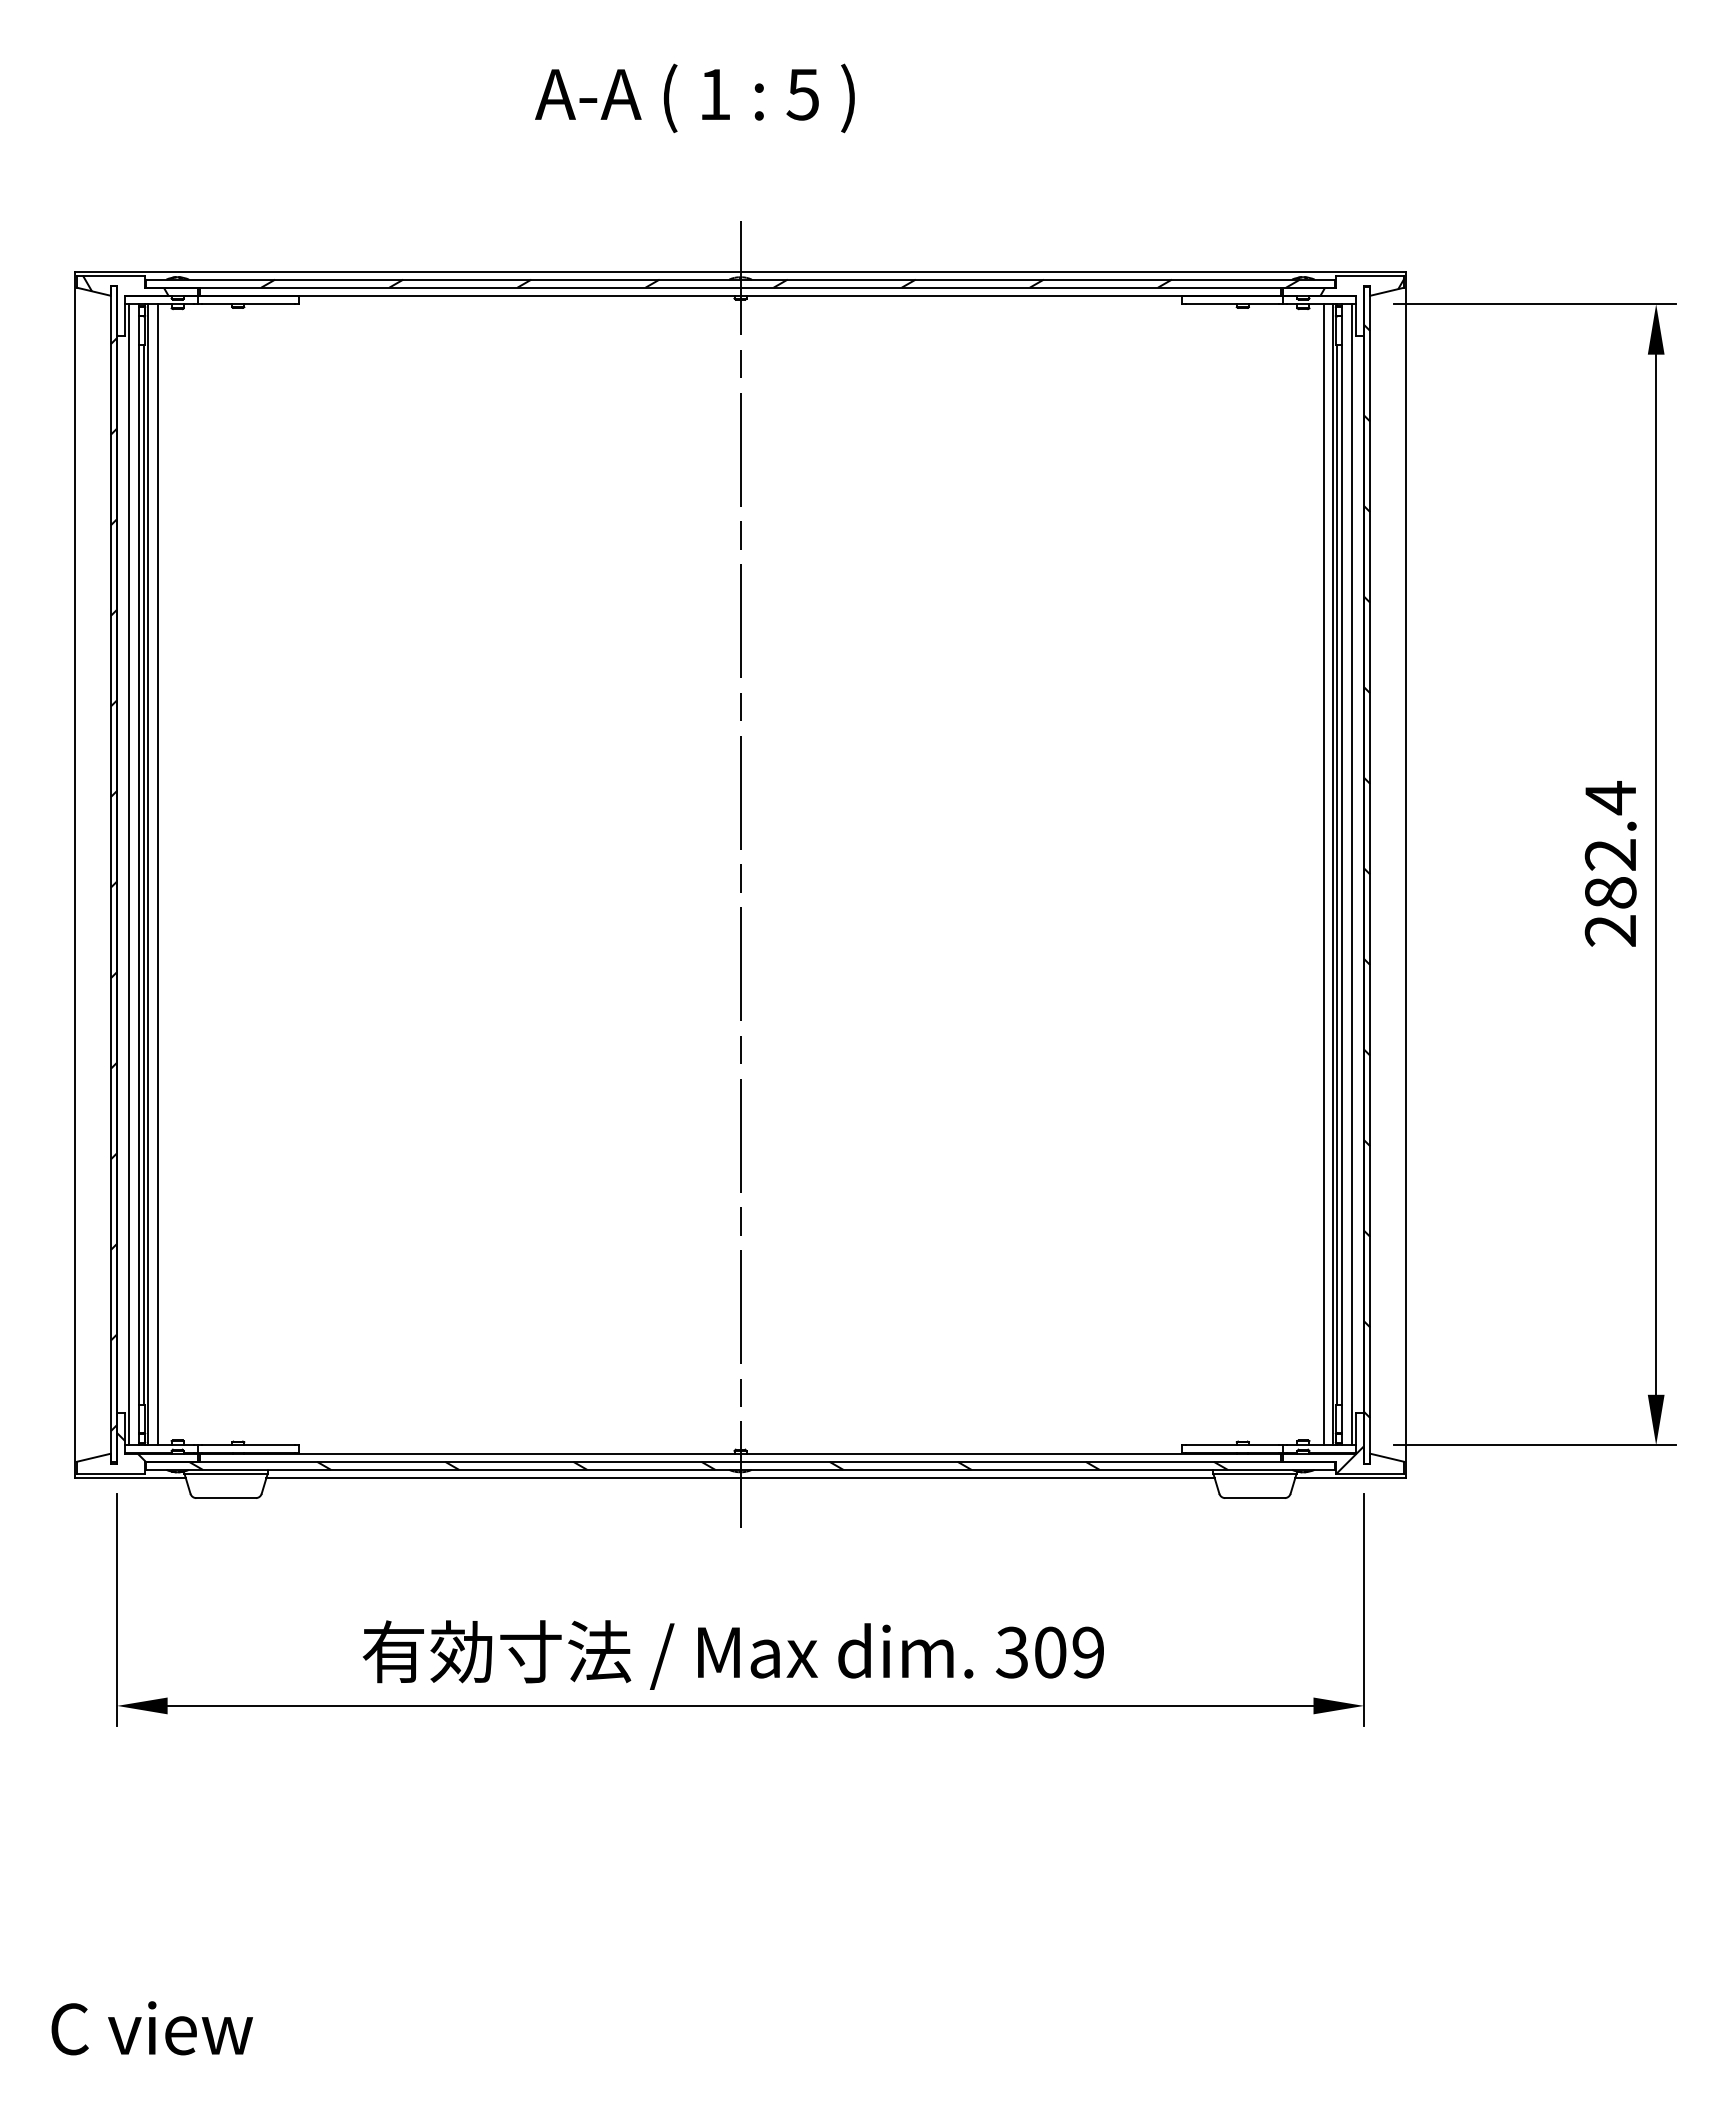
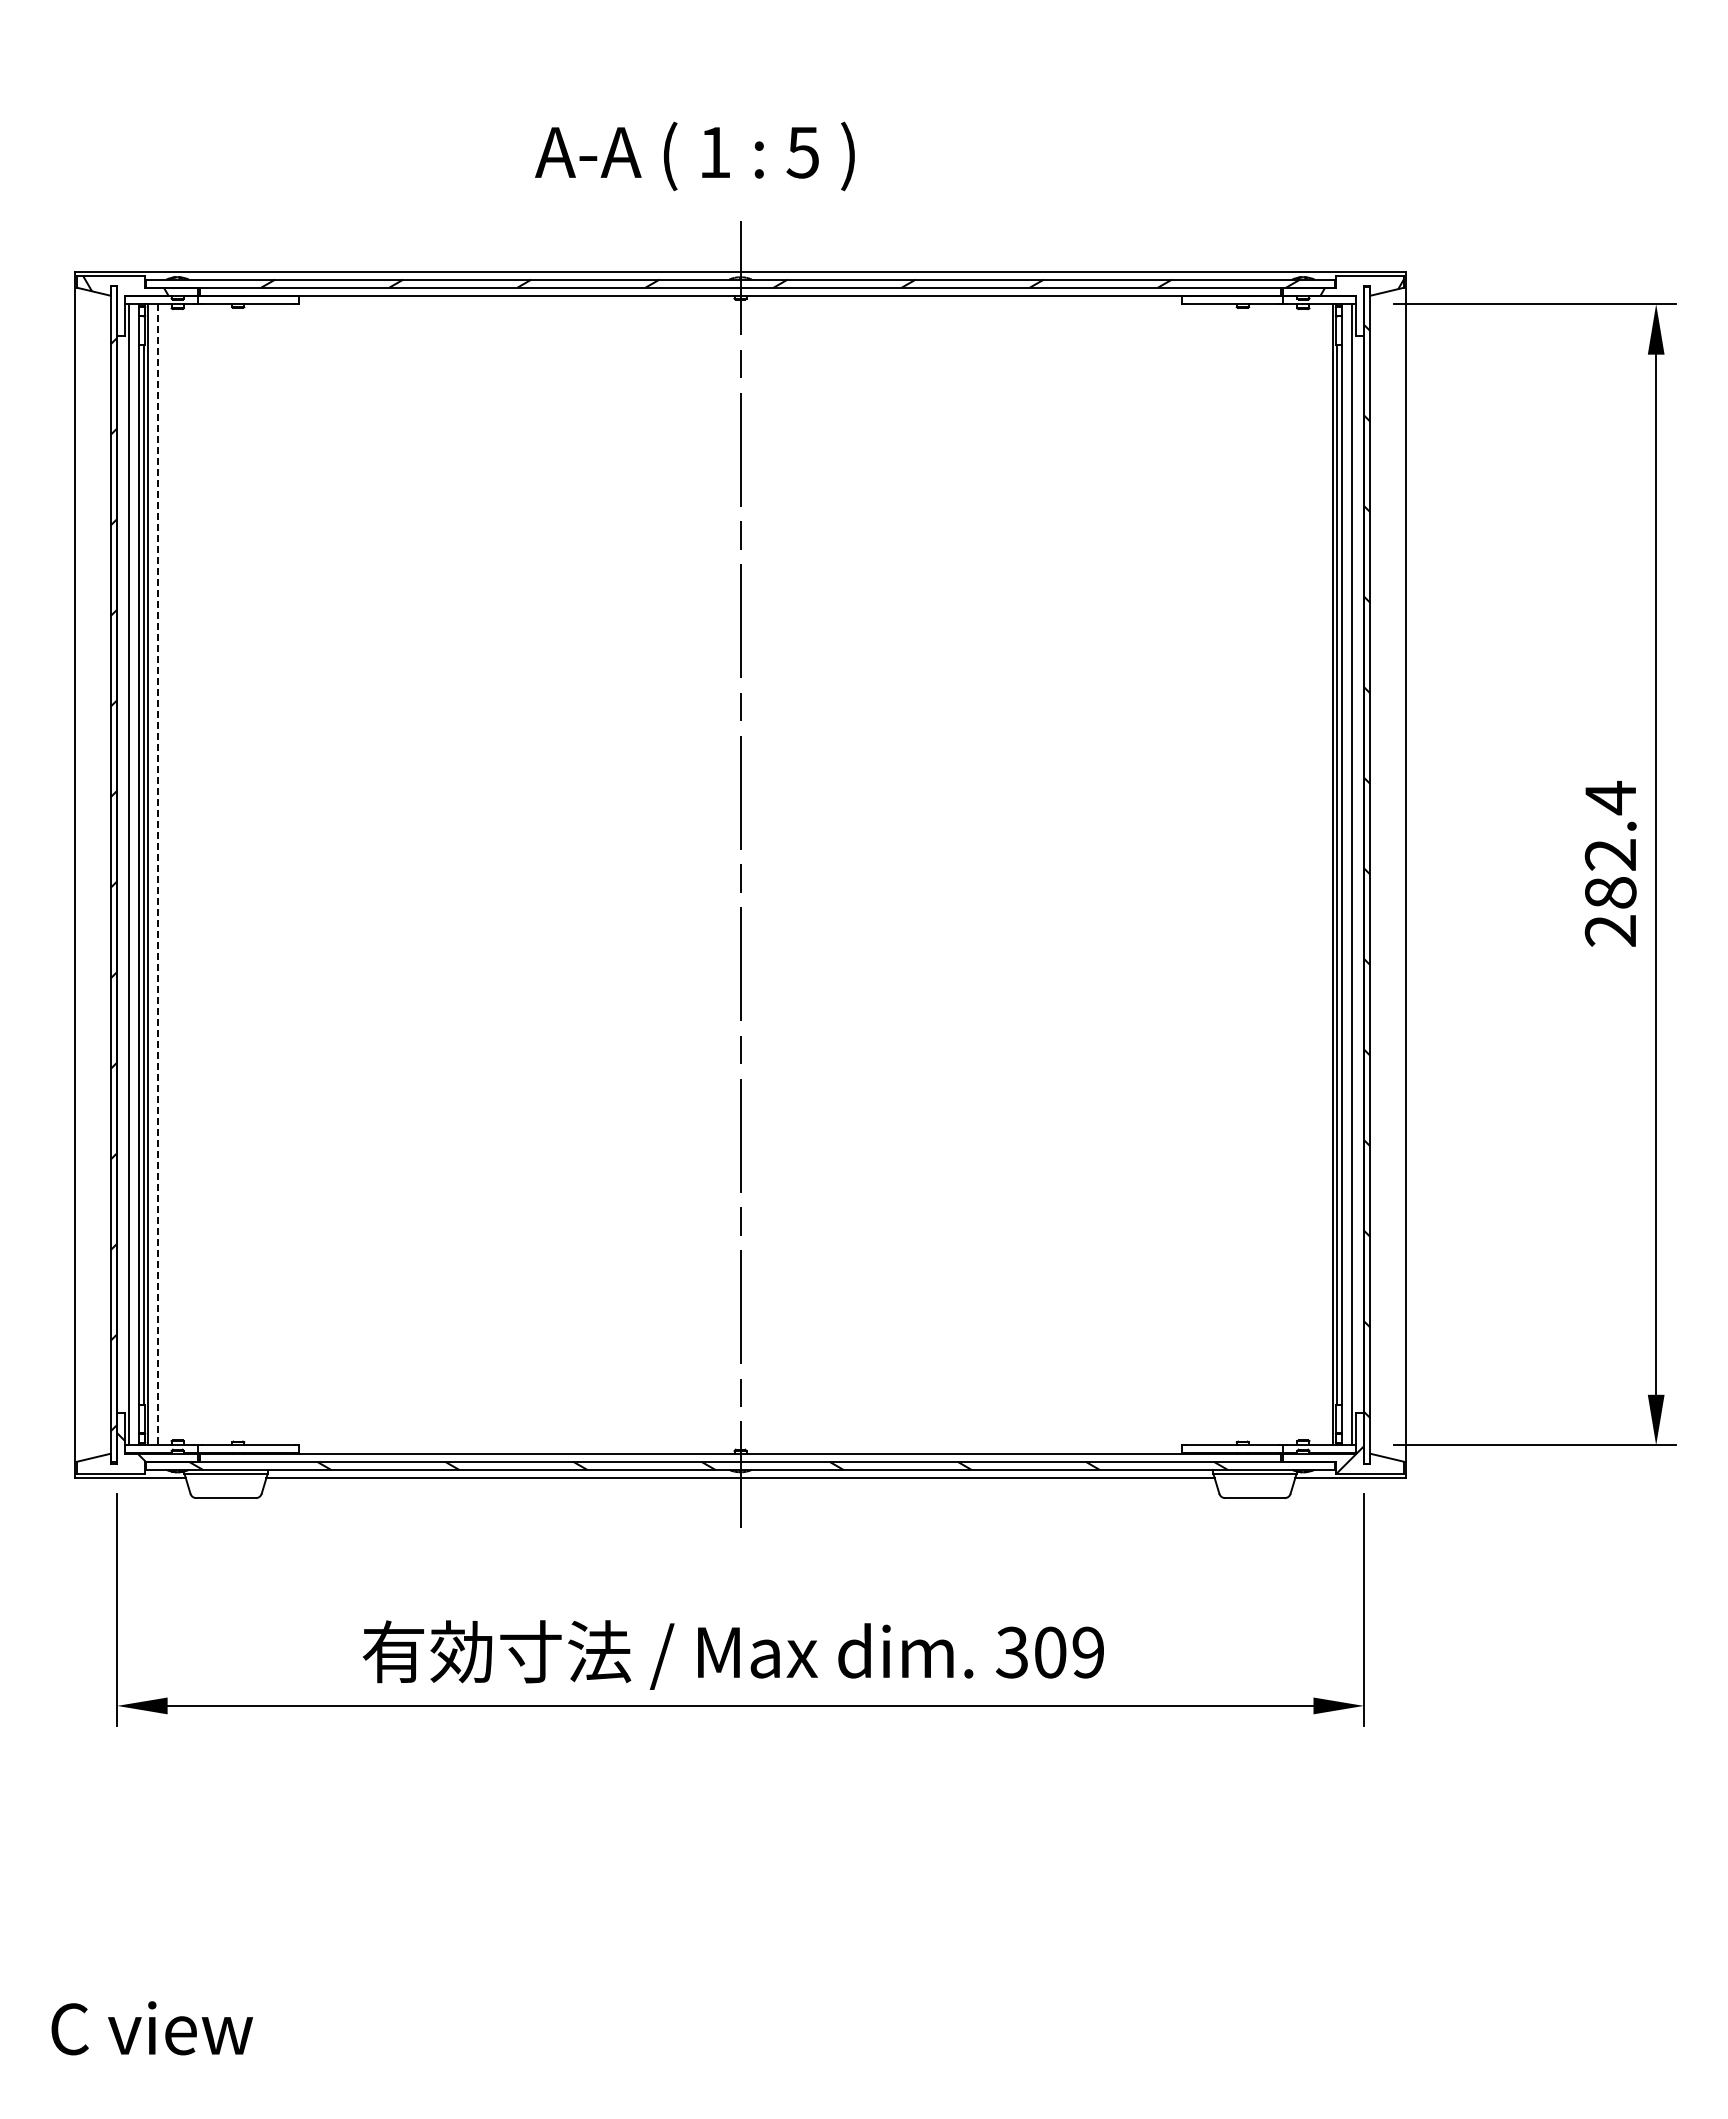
text position: (694, 98) -> (694, 156) (694, 156)
line: solid -> dashed (157, 874)
line: present -> none (1323, 874)
